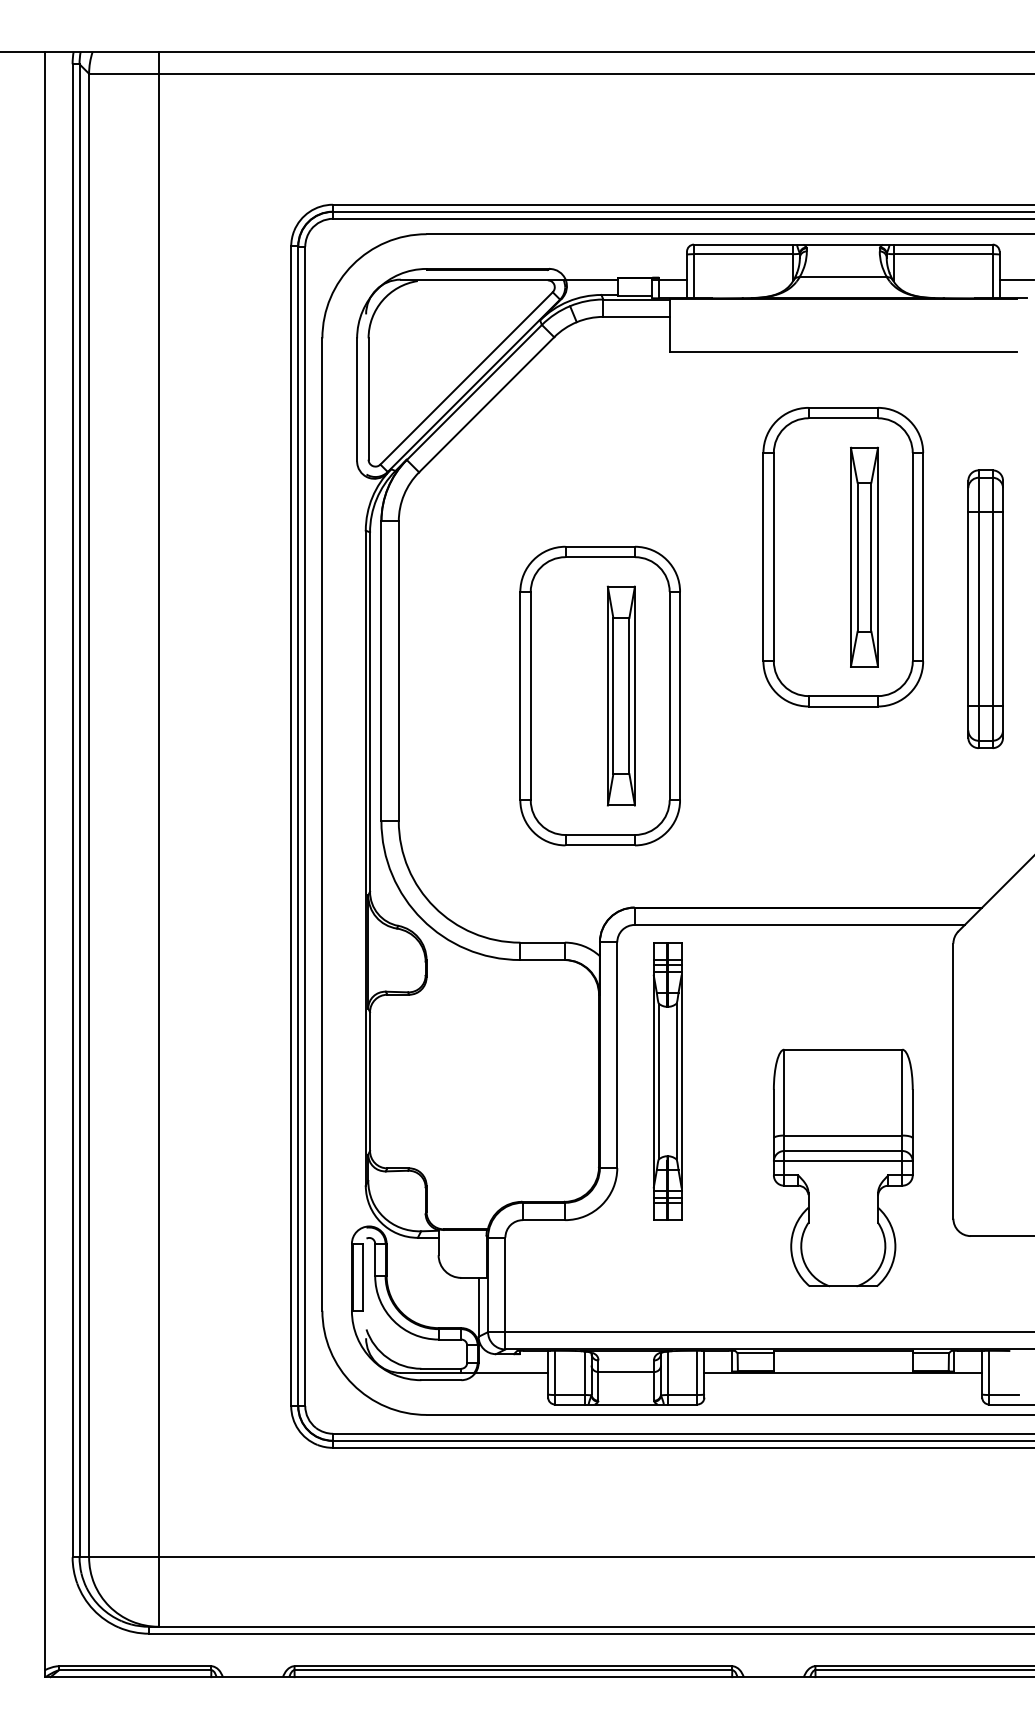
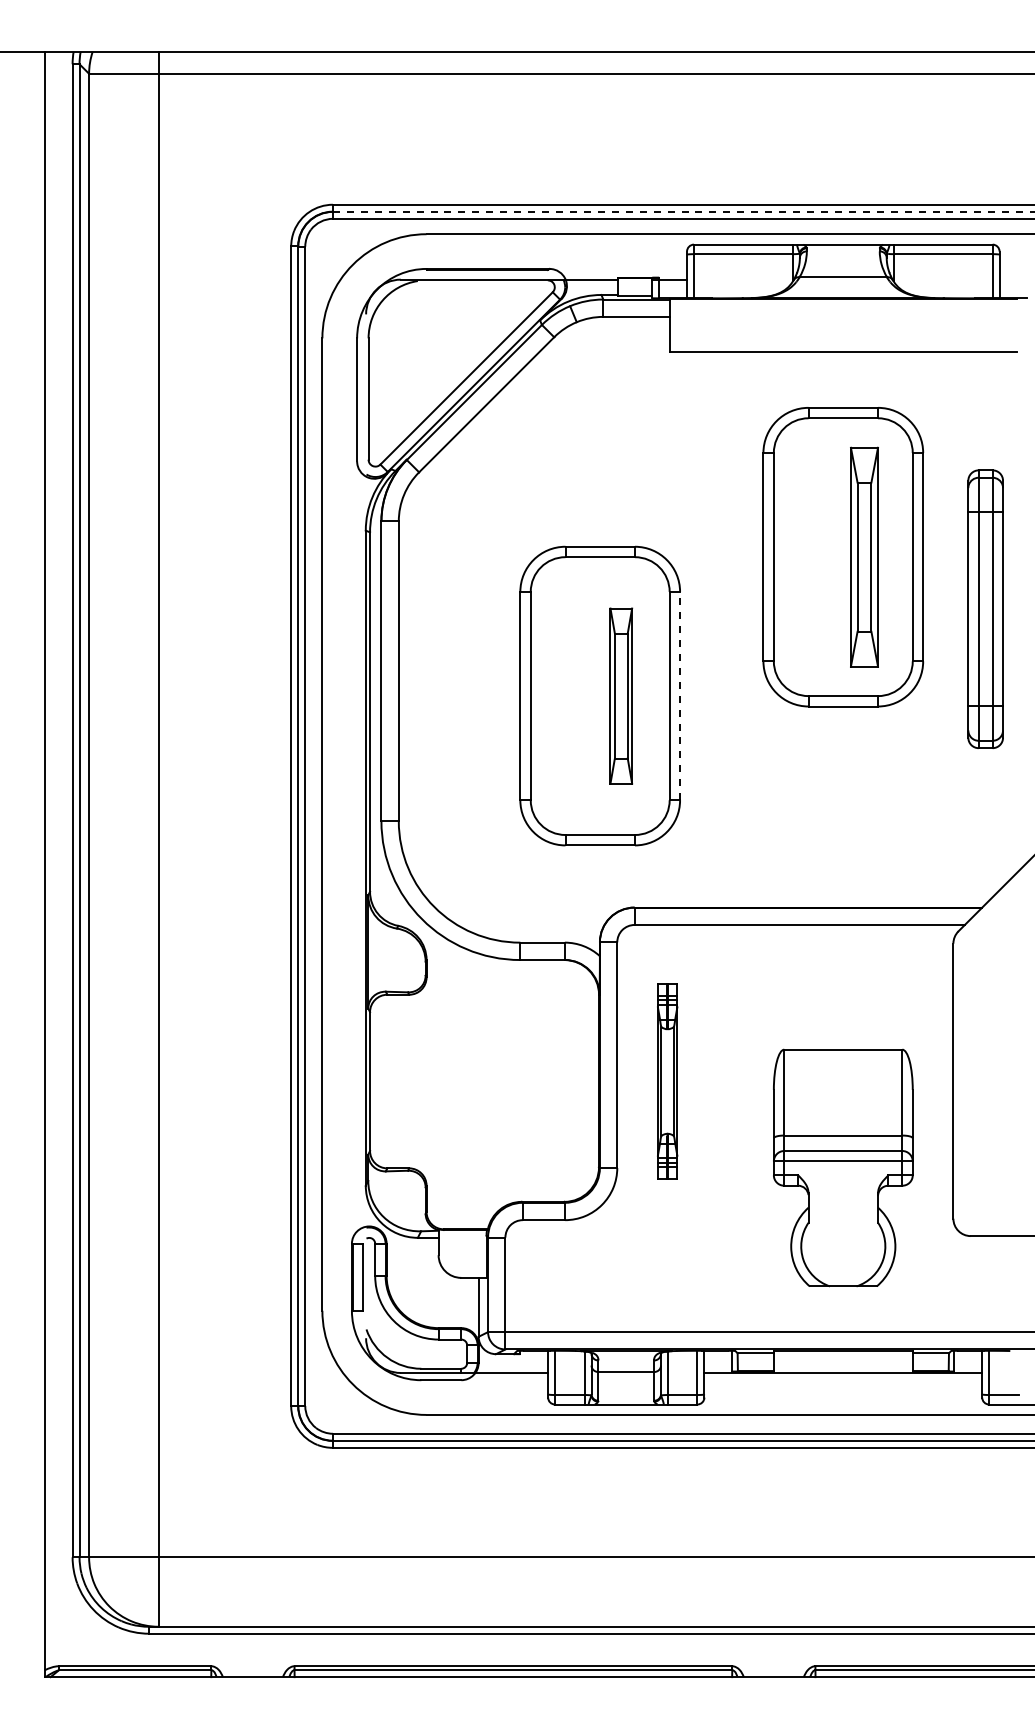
line: solid -> dashed (683, 211)
line: present -> none (1015, 279)
part size: 30x222 px -> 25x178 px (621, 695)
line: solid -> dashed (680, 695)
part size: 31x279 px -> 22x197 px (667, 1081)
